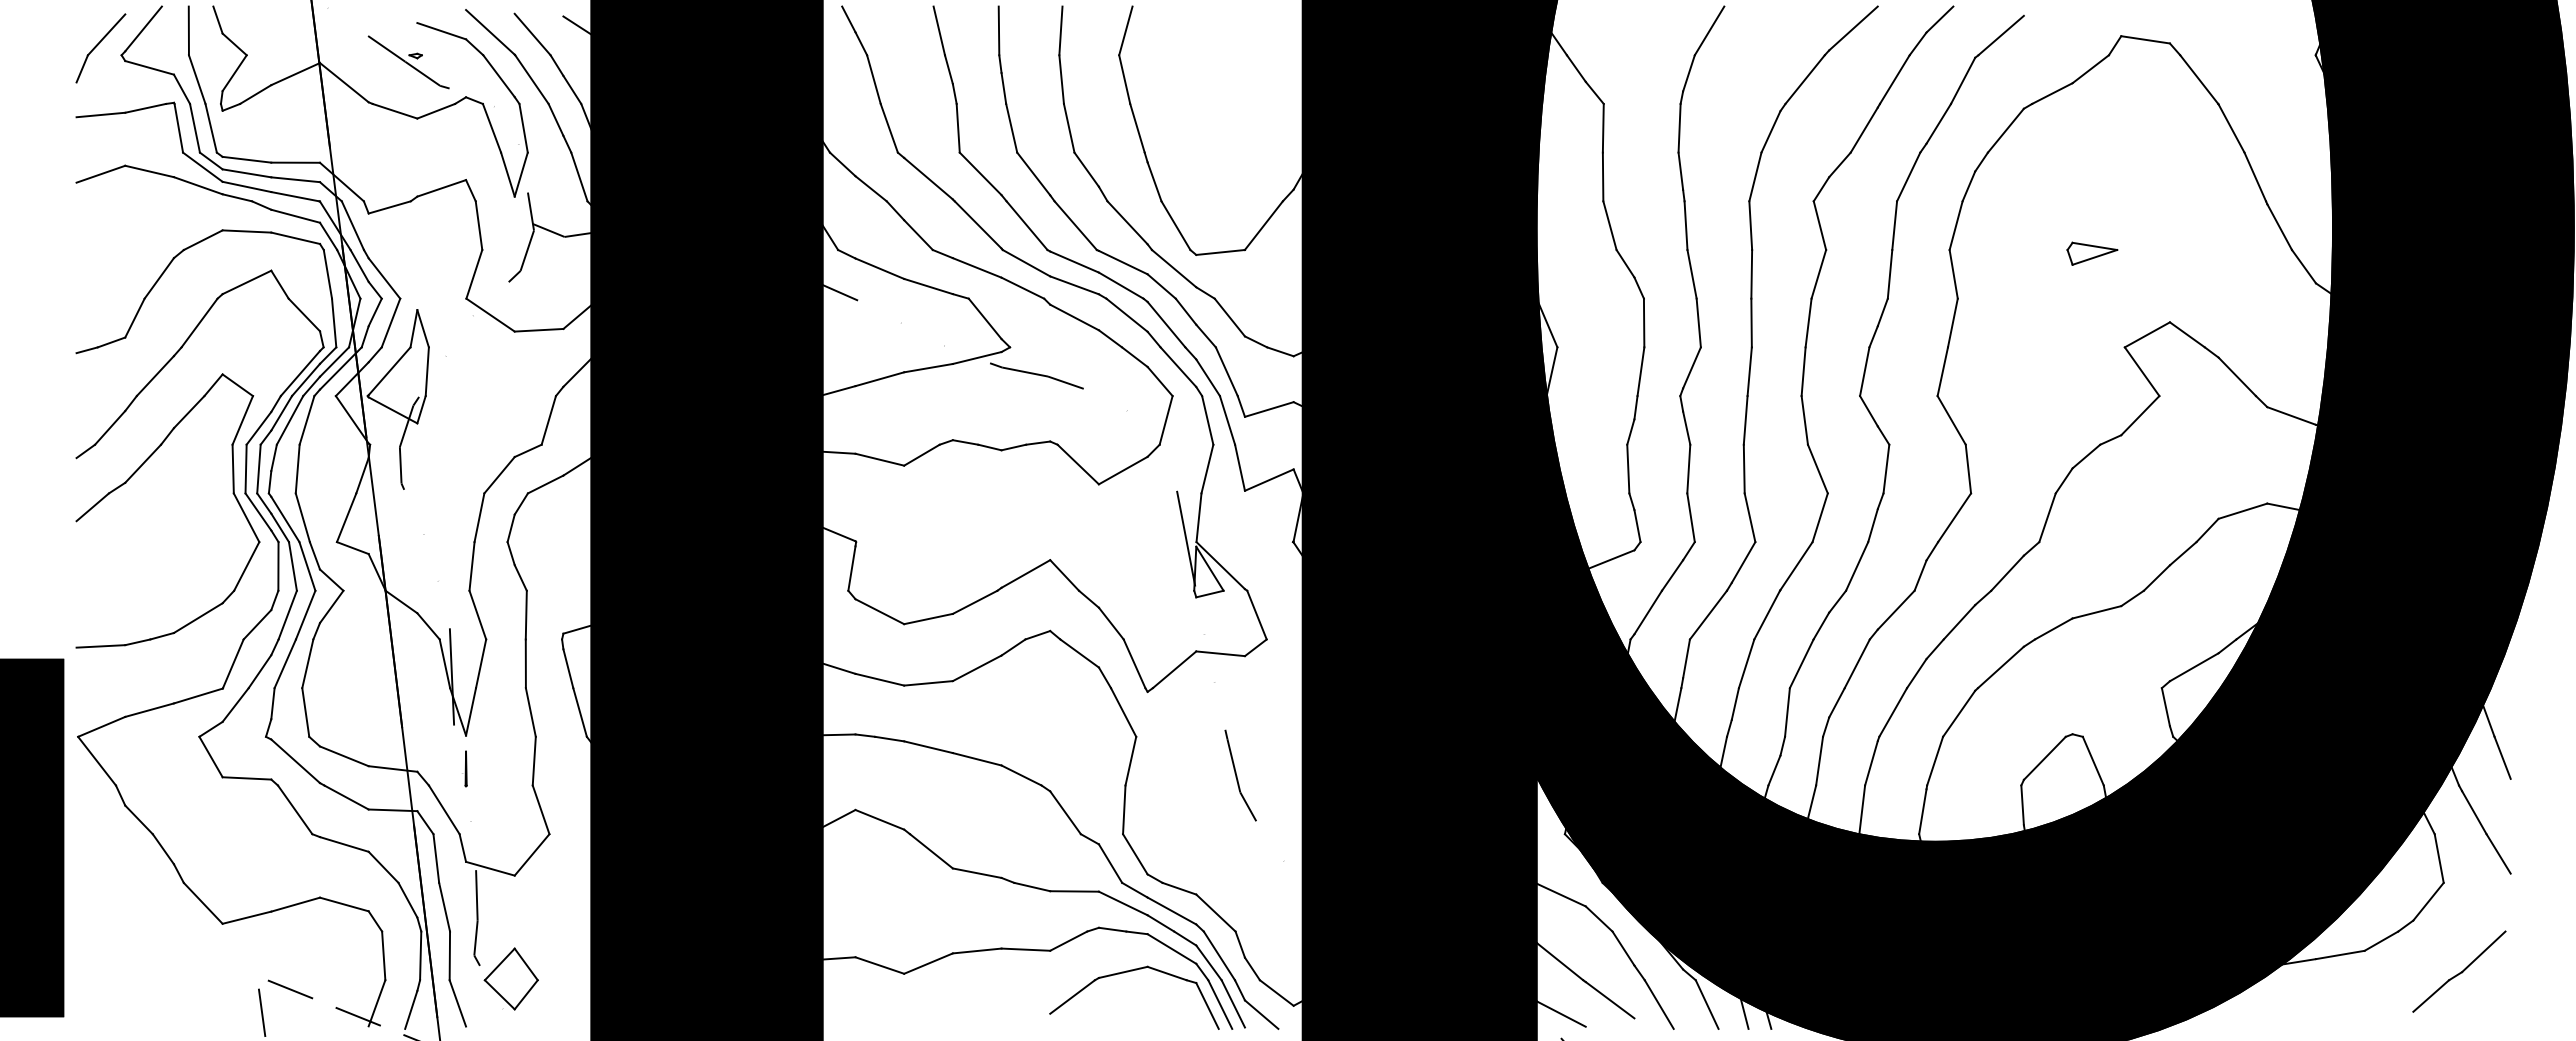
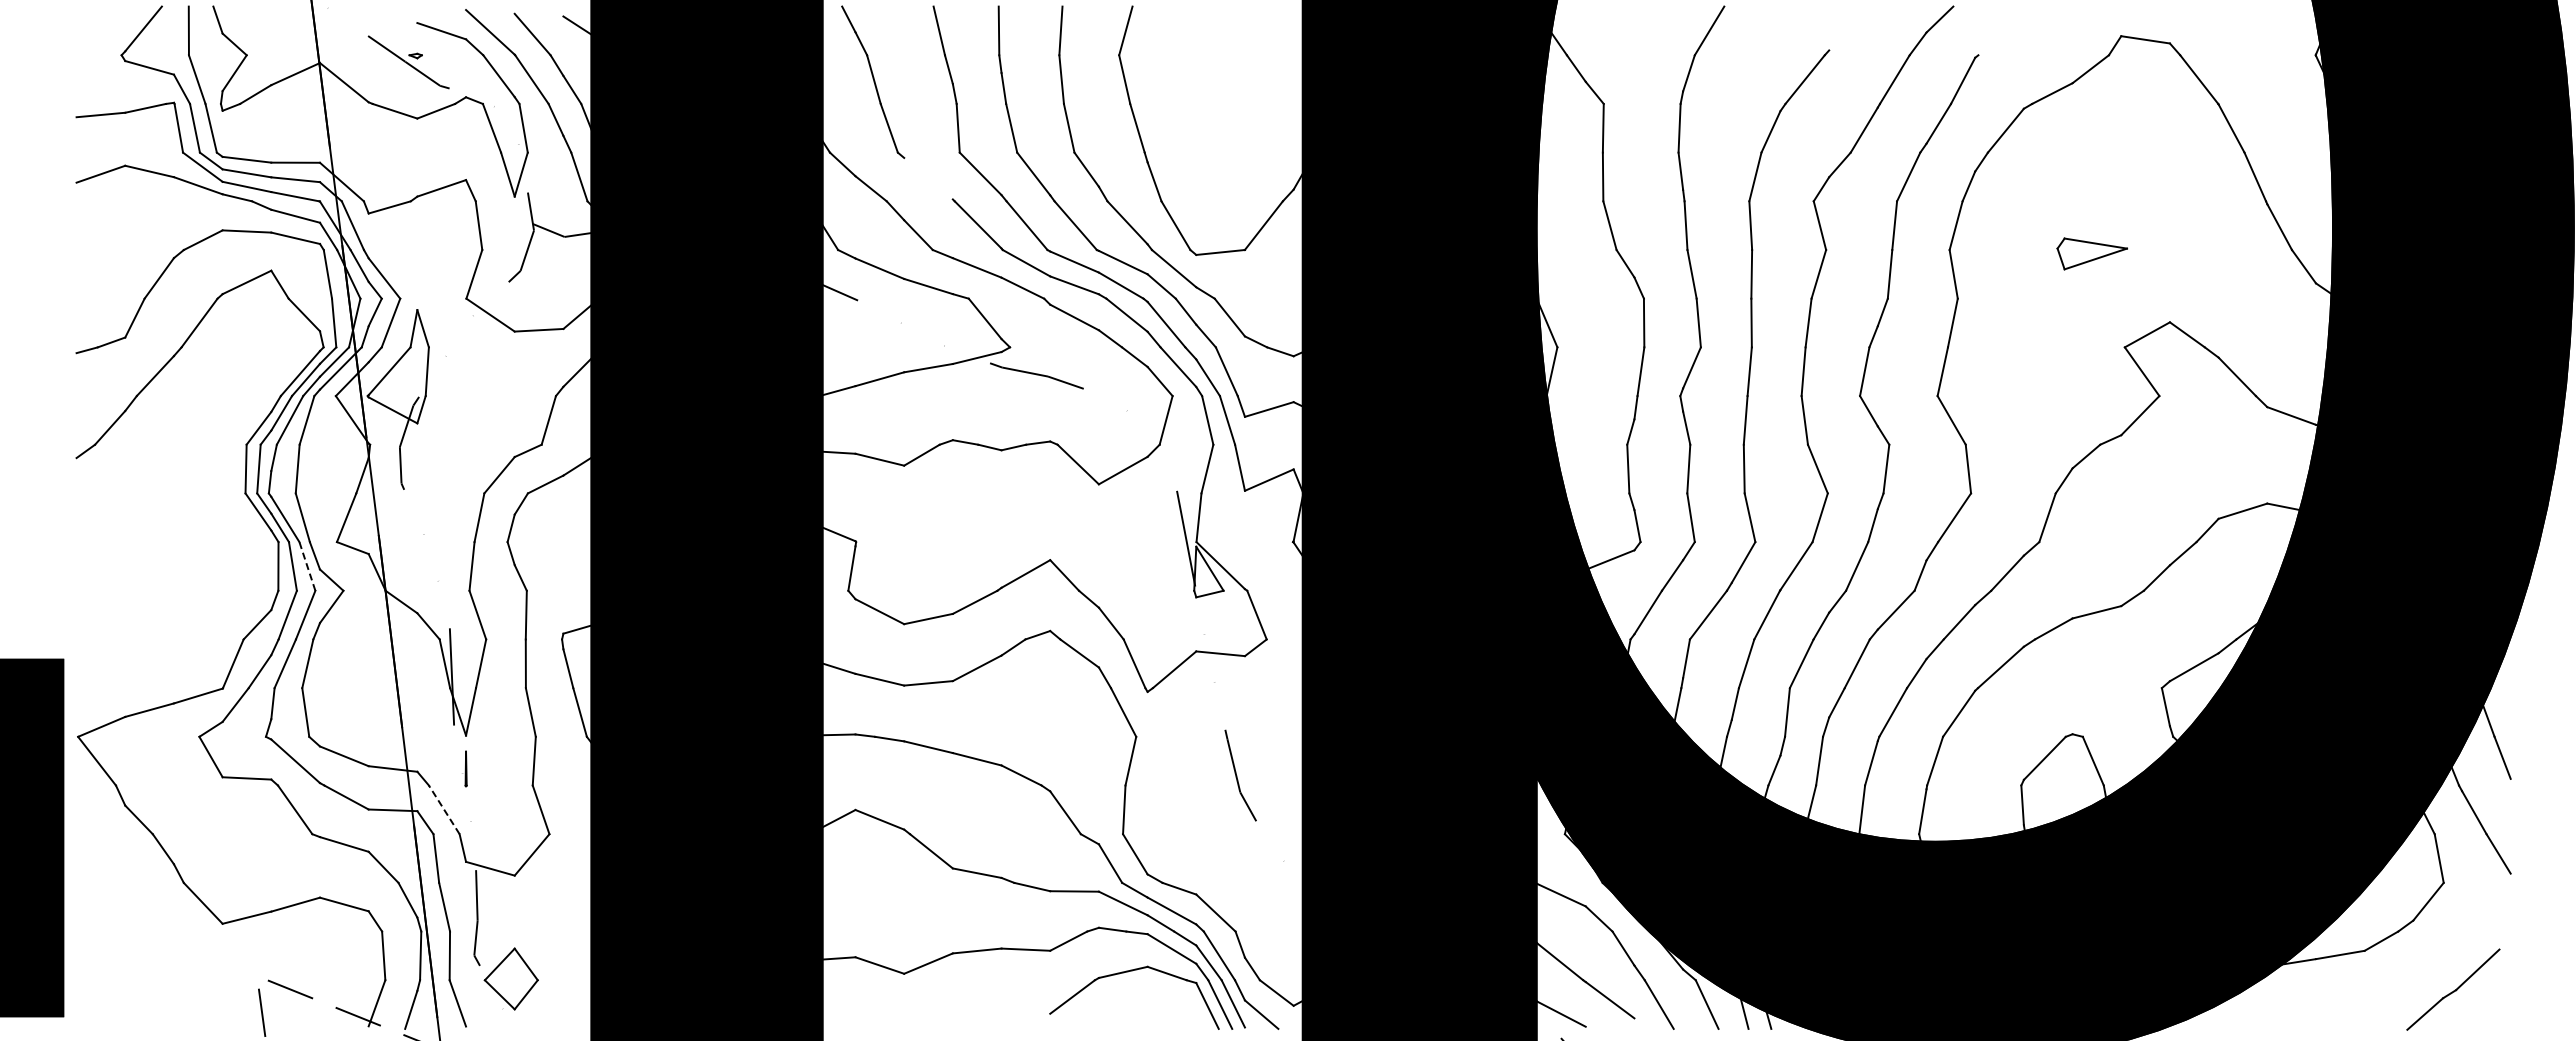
line: present -> none (1853, 28)
line: present -> none (2000, 35)
part: present -> none (100, 48)
line: present -> none (928, 178)
part size: 53x25 px -> 72x34 px (2091, 253)
part: present -> none (133, 475)
line: solid -> dashed (307, 566)
line: solid -> dashed (444, 809)
part position: (2459, 971) -> (2453, 989) (2453, 989)
